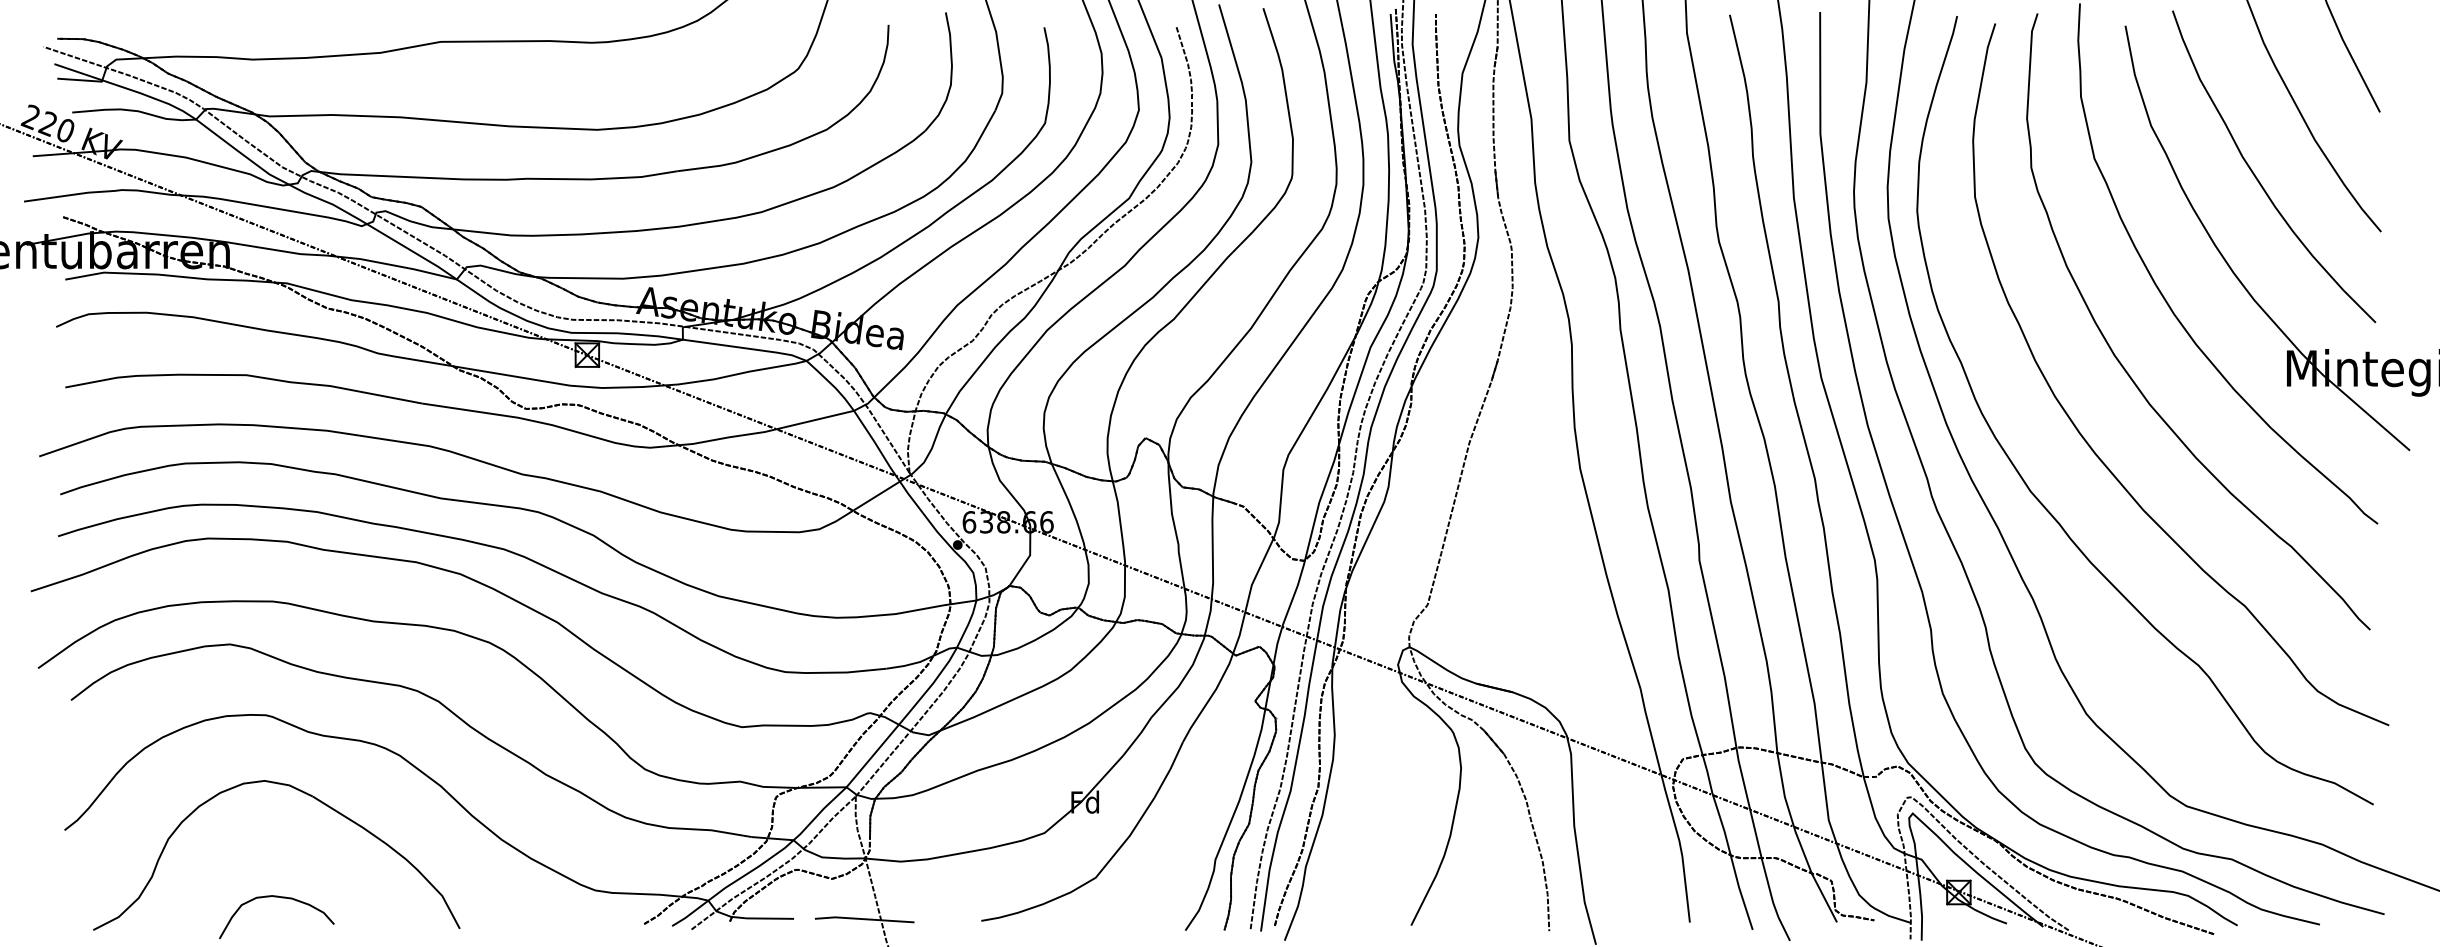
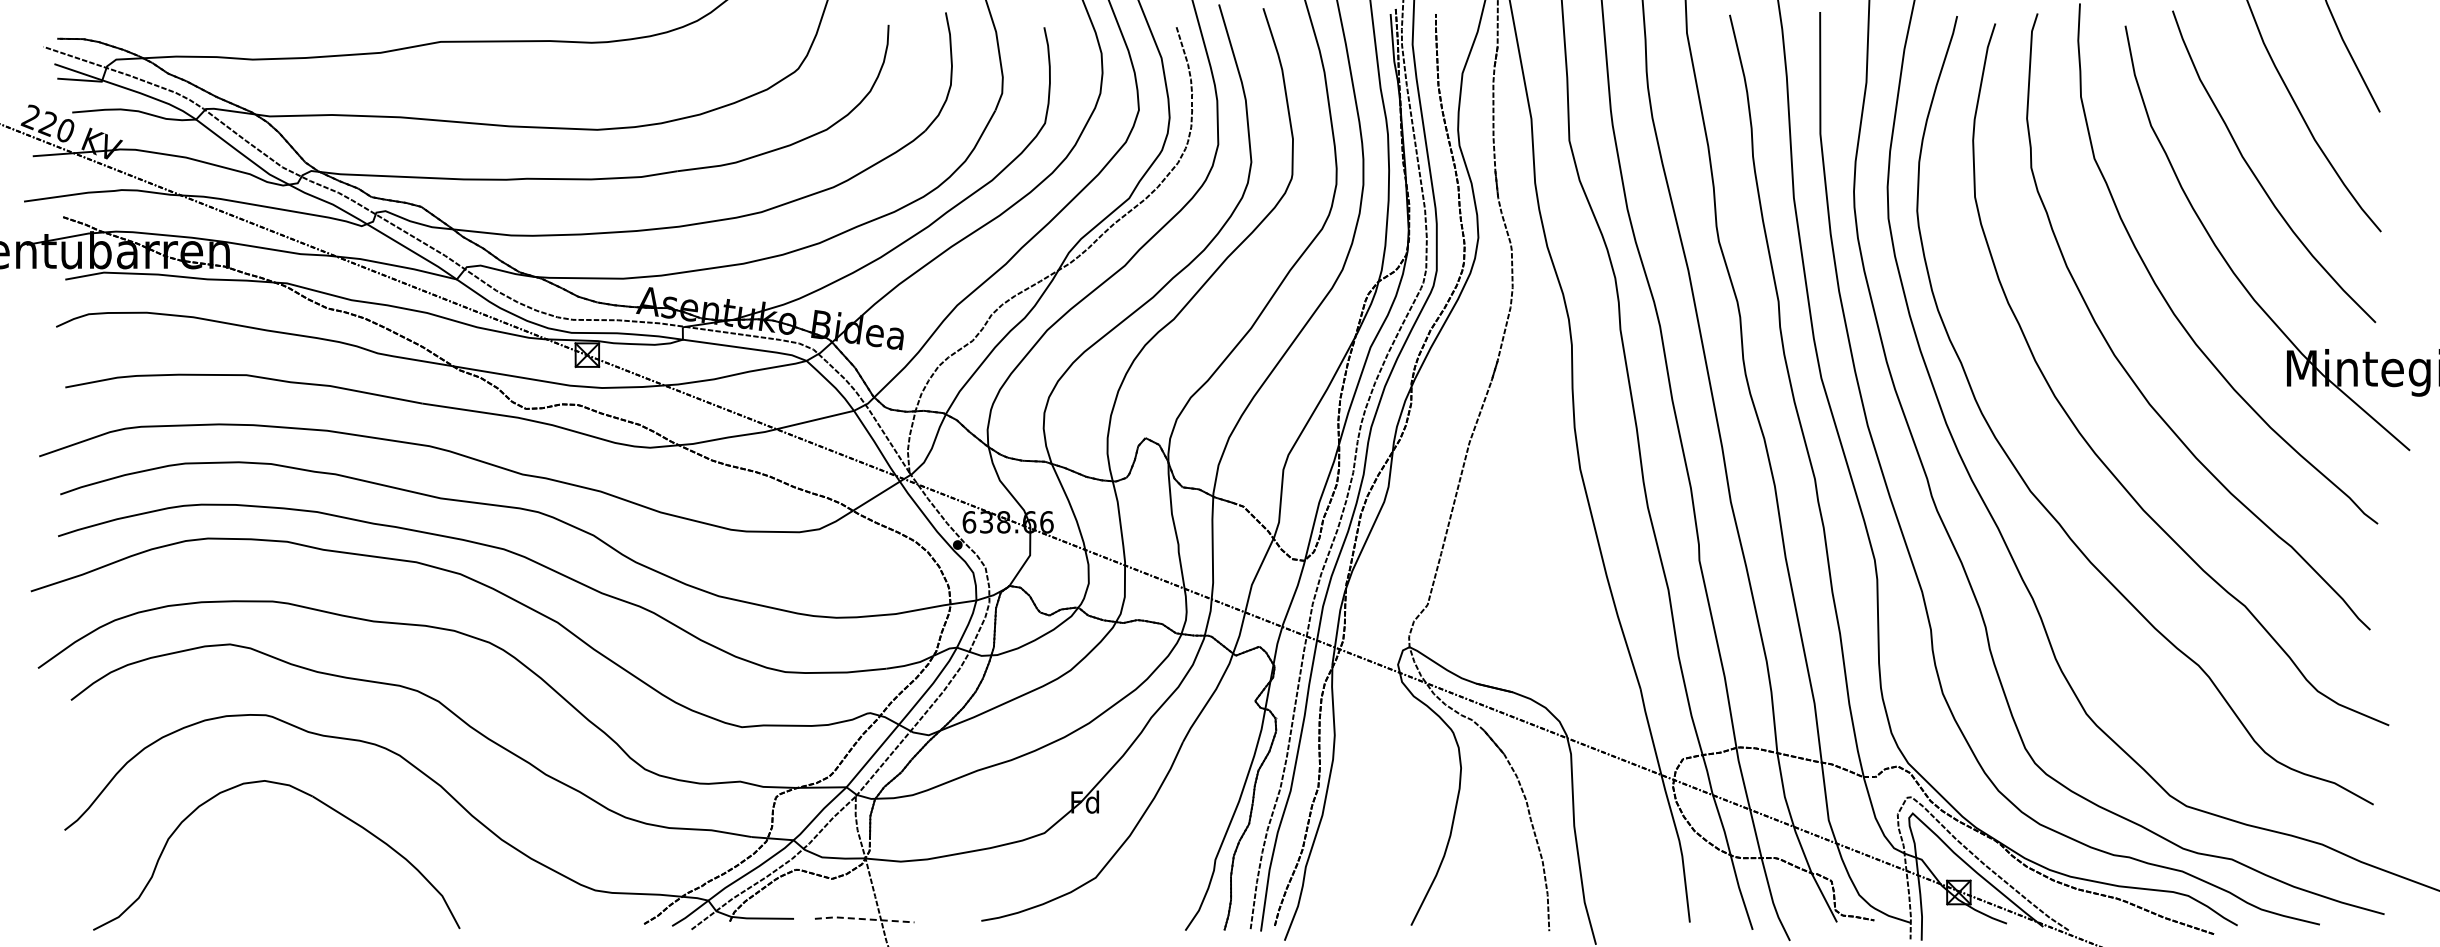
curve: present -> none (281, 898)
line: solid -> dashed (863, 919)
